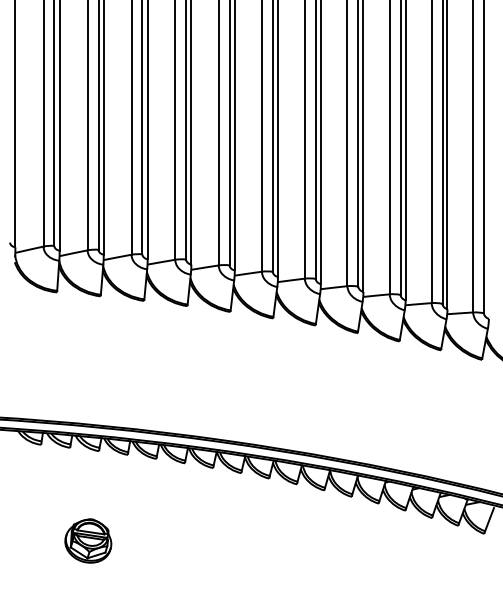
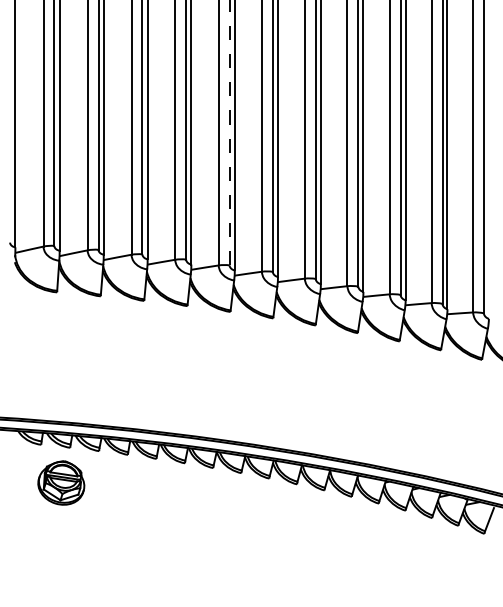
line: solid -> dashed (229, 132)
part position: (88, 540) -> (61, 482) (61, 482)
